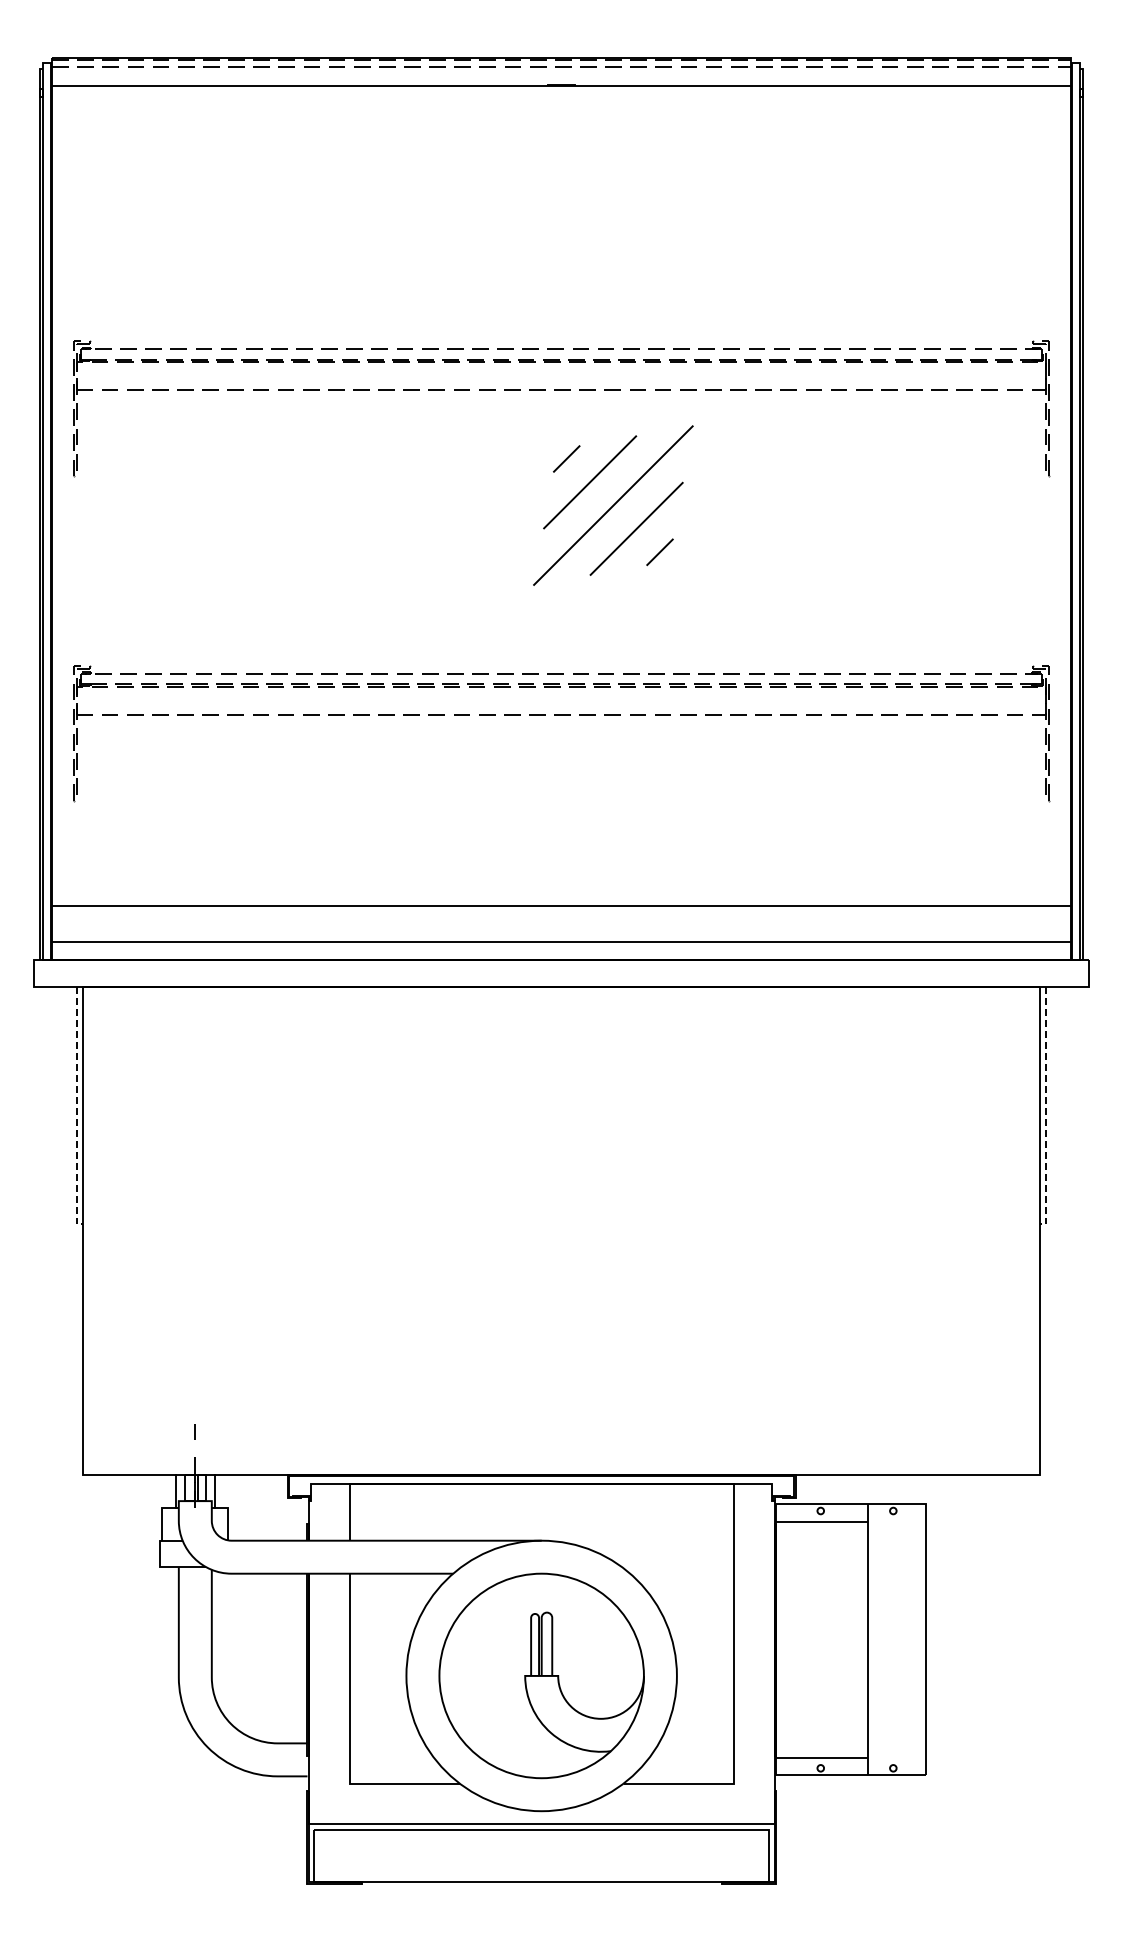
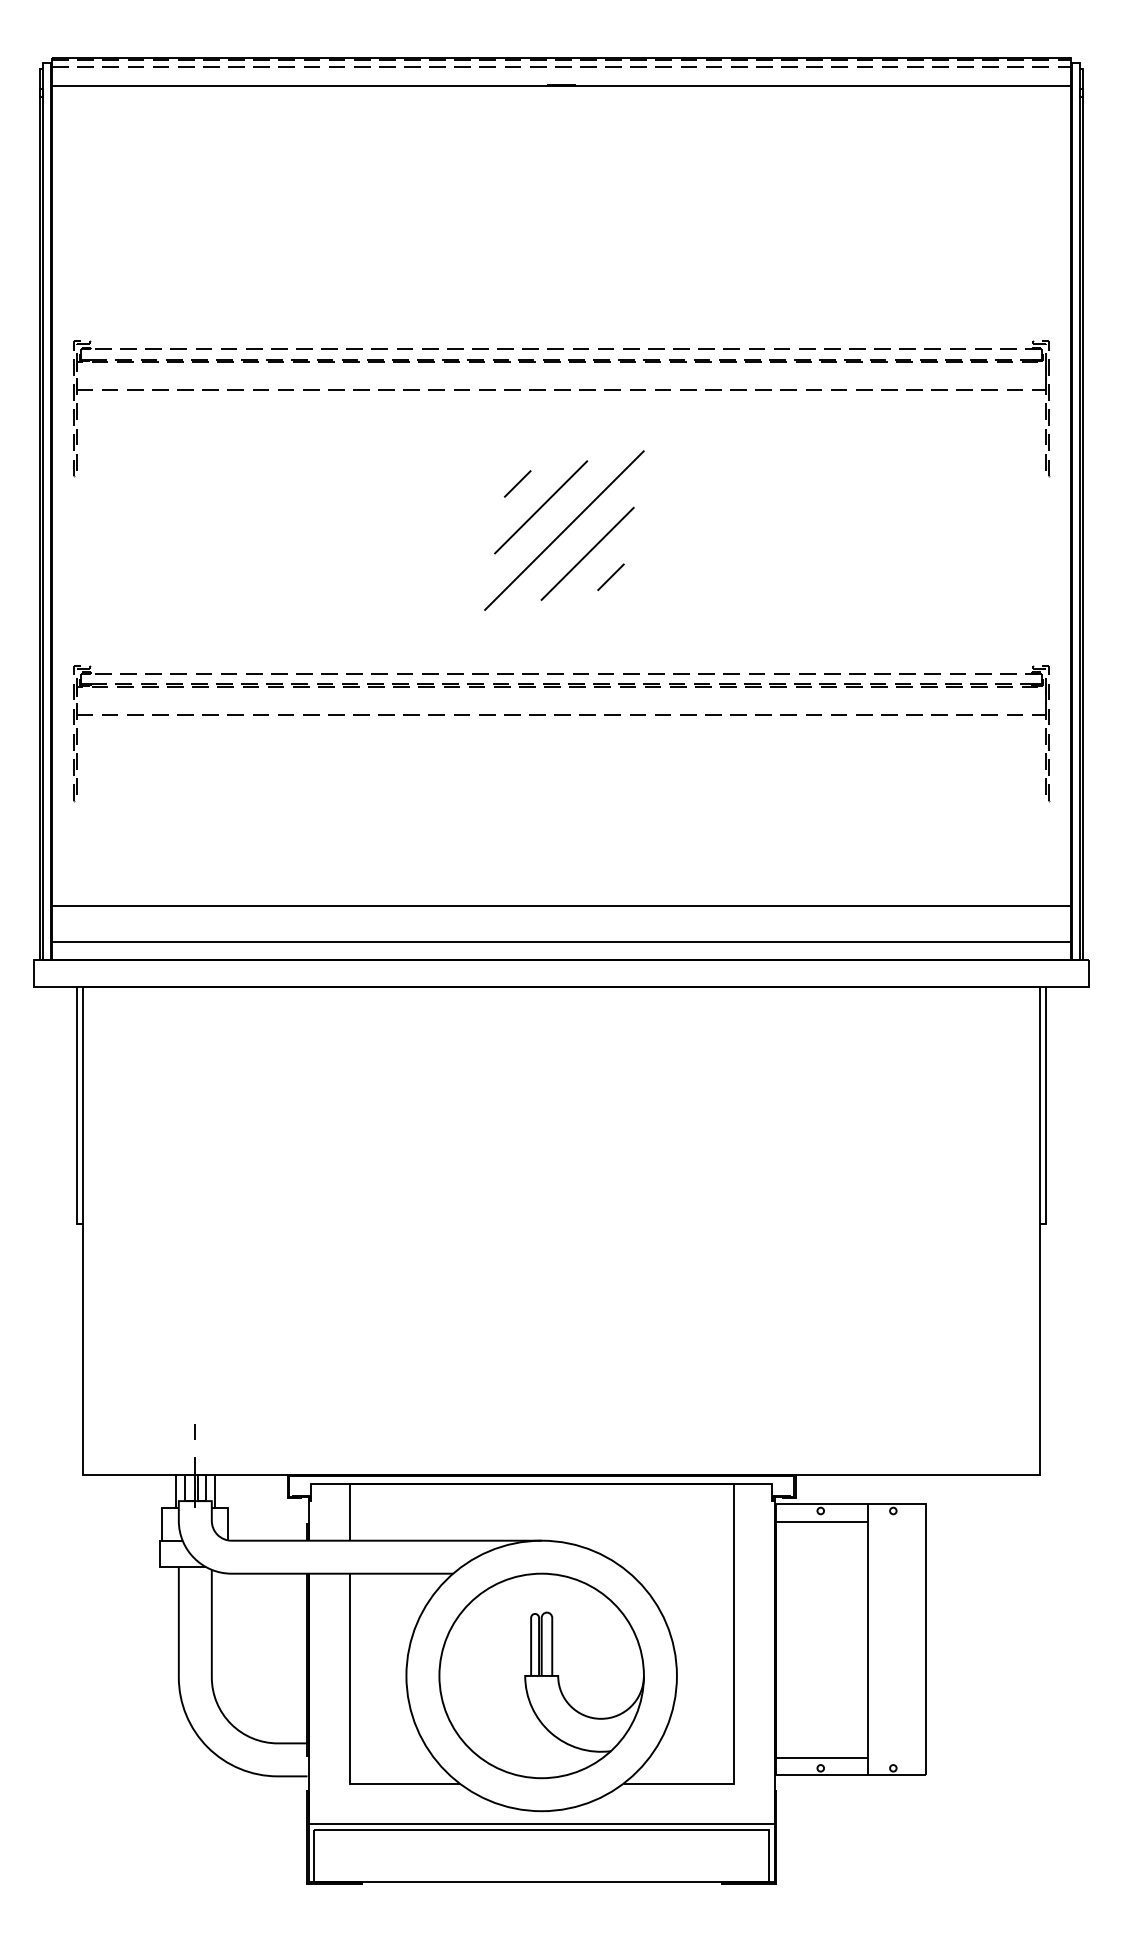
part position: (613, 505) -> (564, 530) (564, 530)
line: dashed -> solid (76, 1109)
line: dashed -> solid (1046, 1109)
